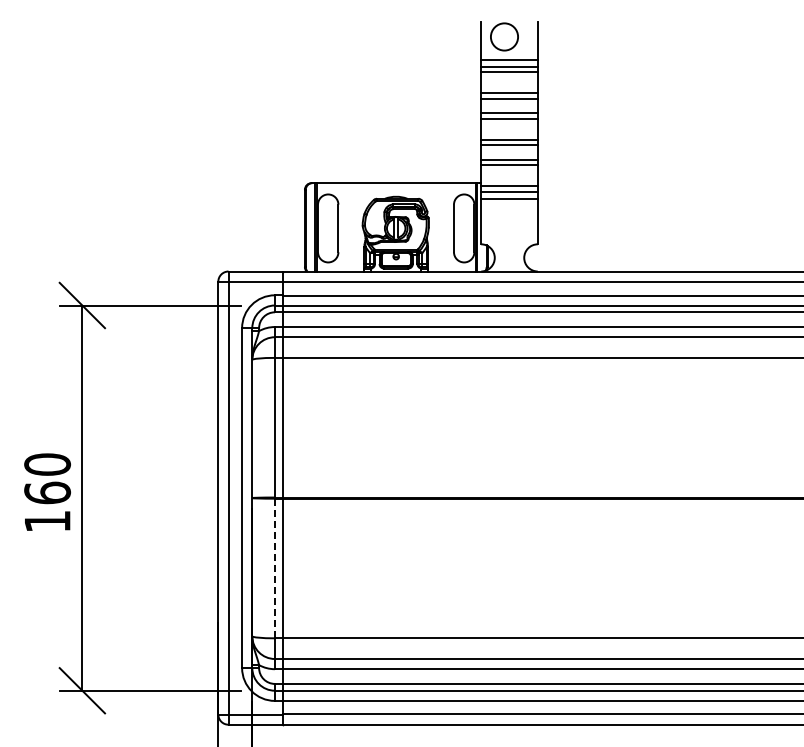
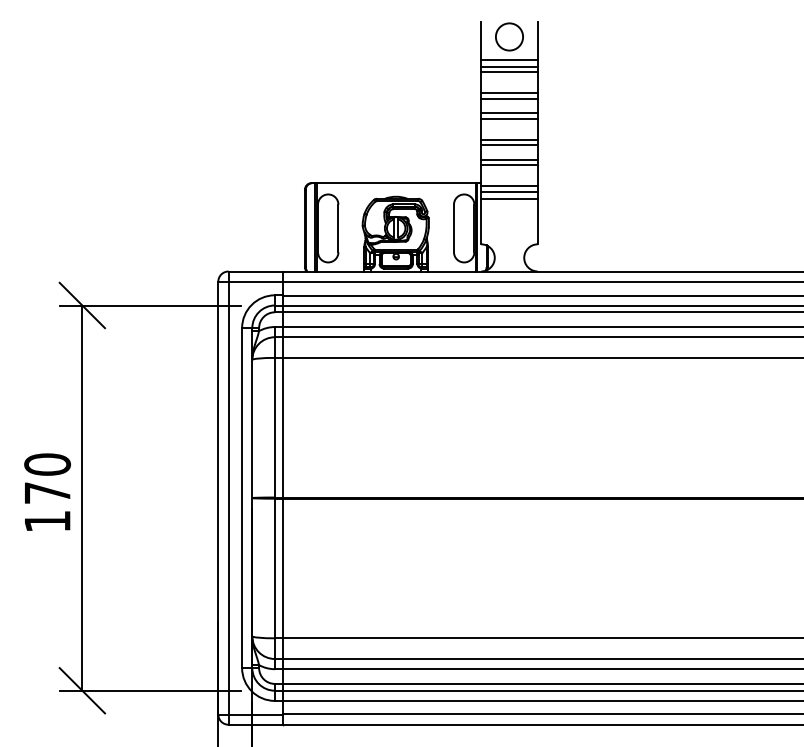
circle position: (504, 36) -> (509, 36) (509, 36)
text: 160 -> 170 (47, 492)
line: dashed -> solid (274, 568)
